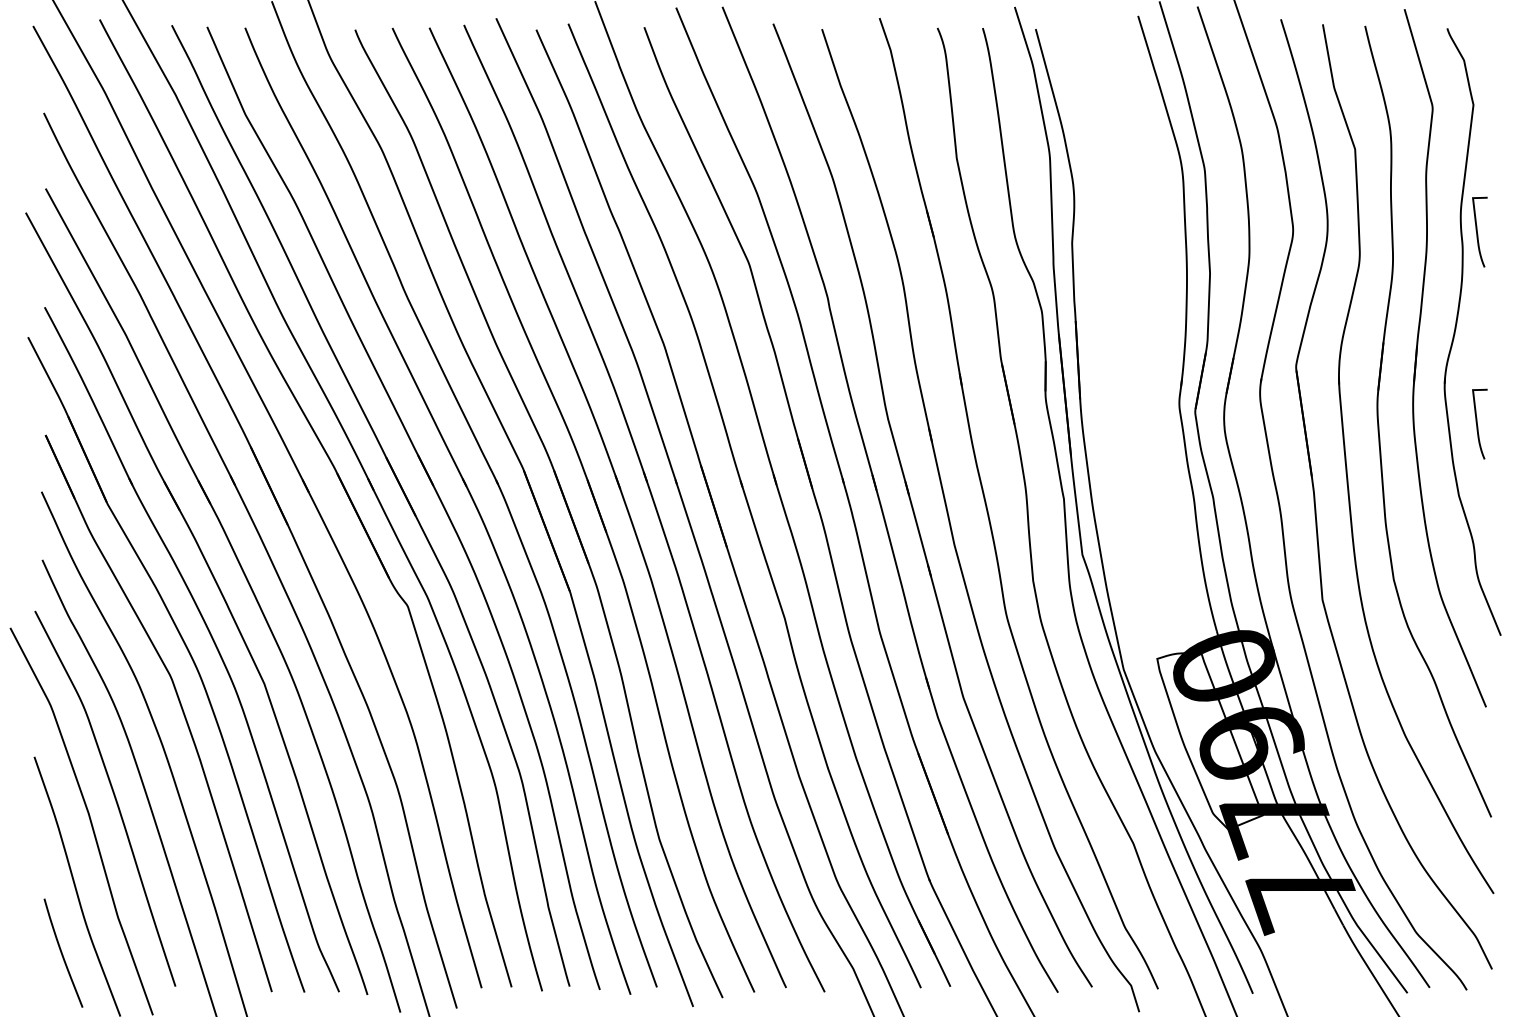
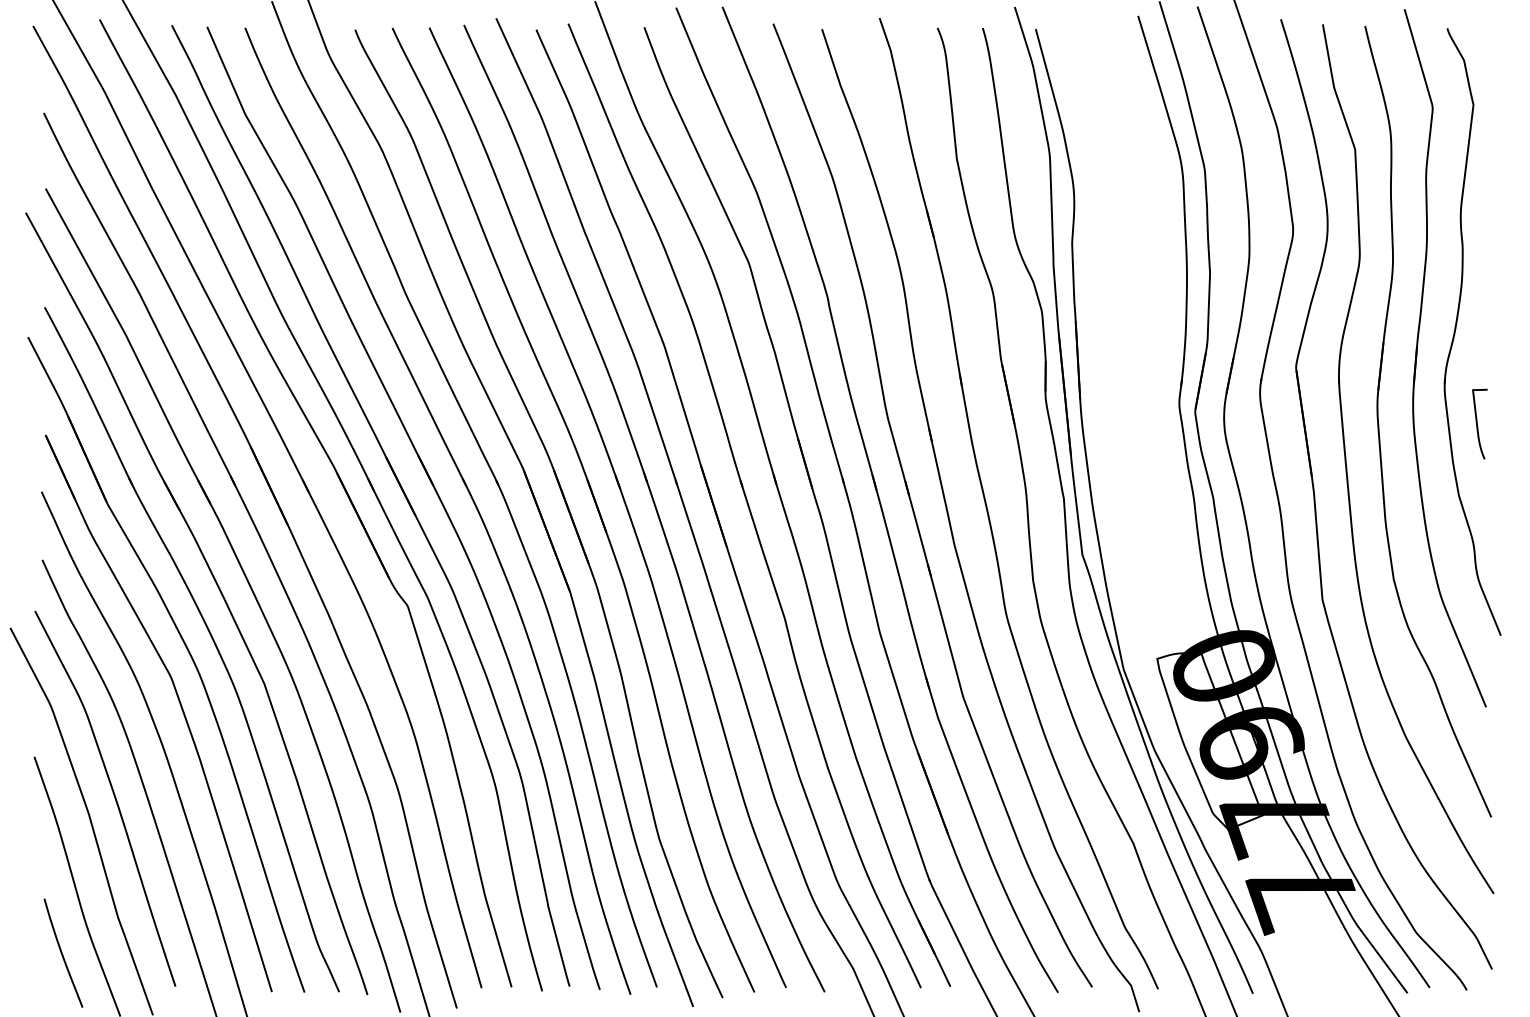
curve: present -> none (1477, 231)
